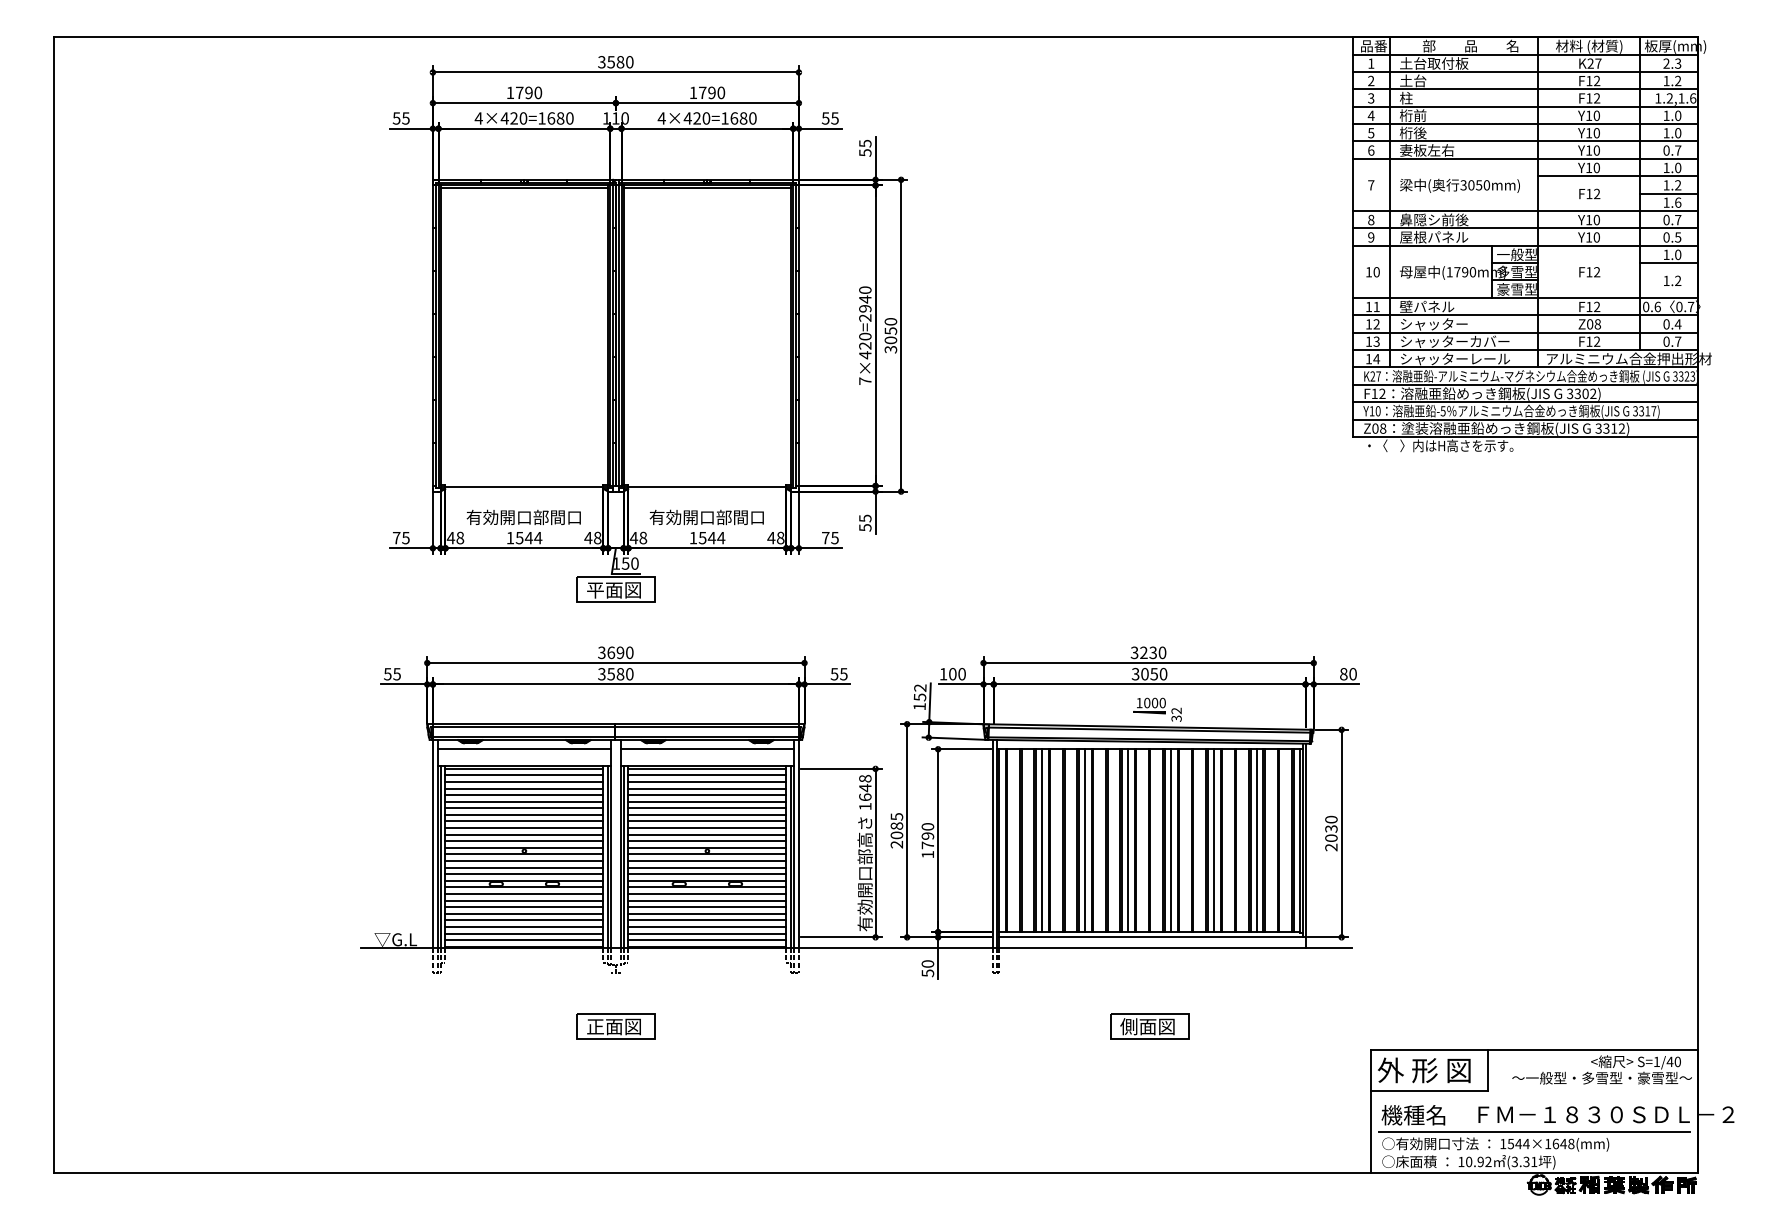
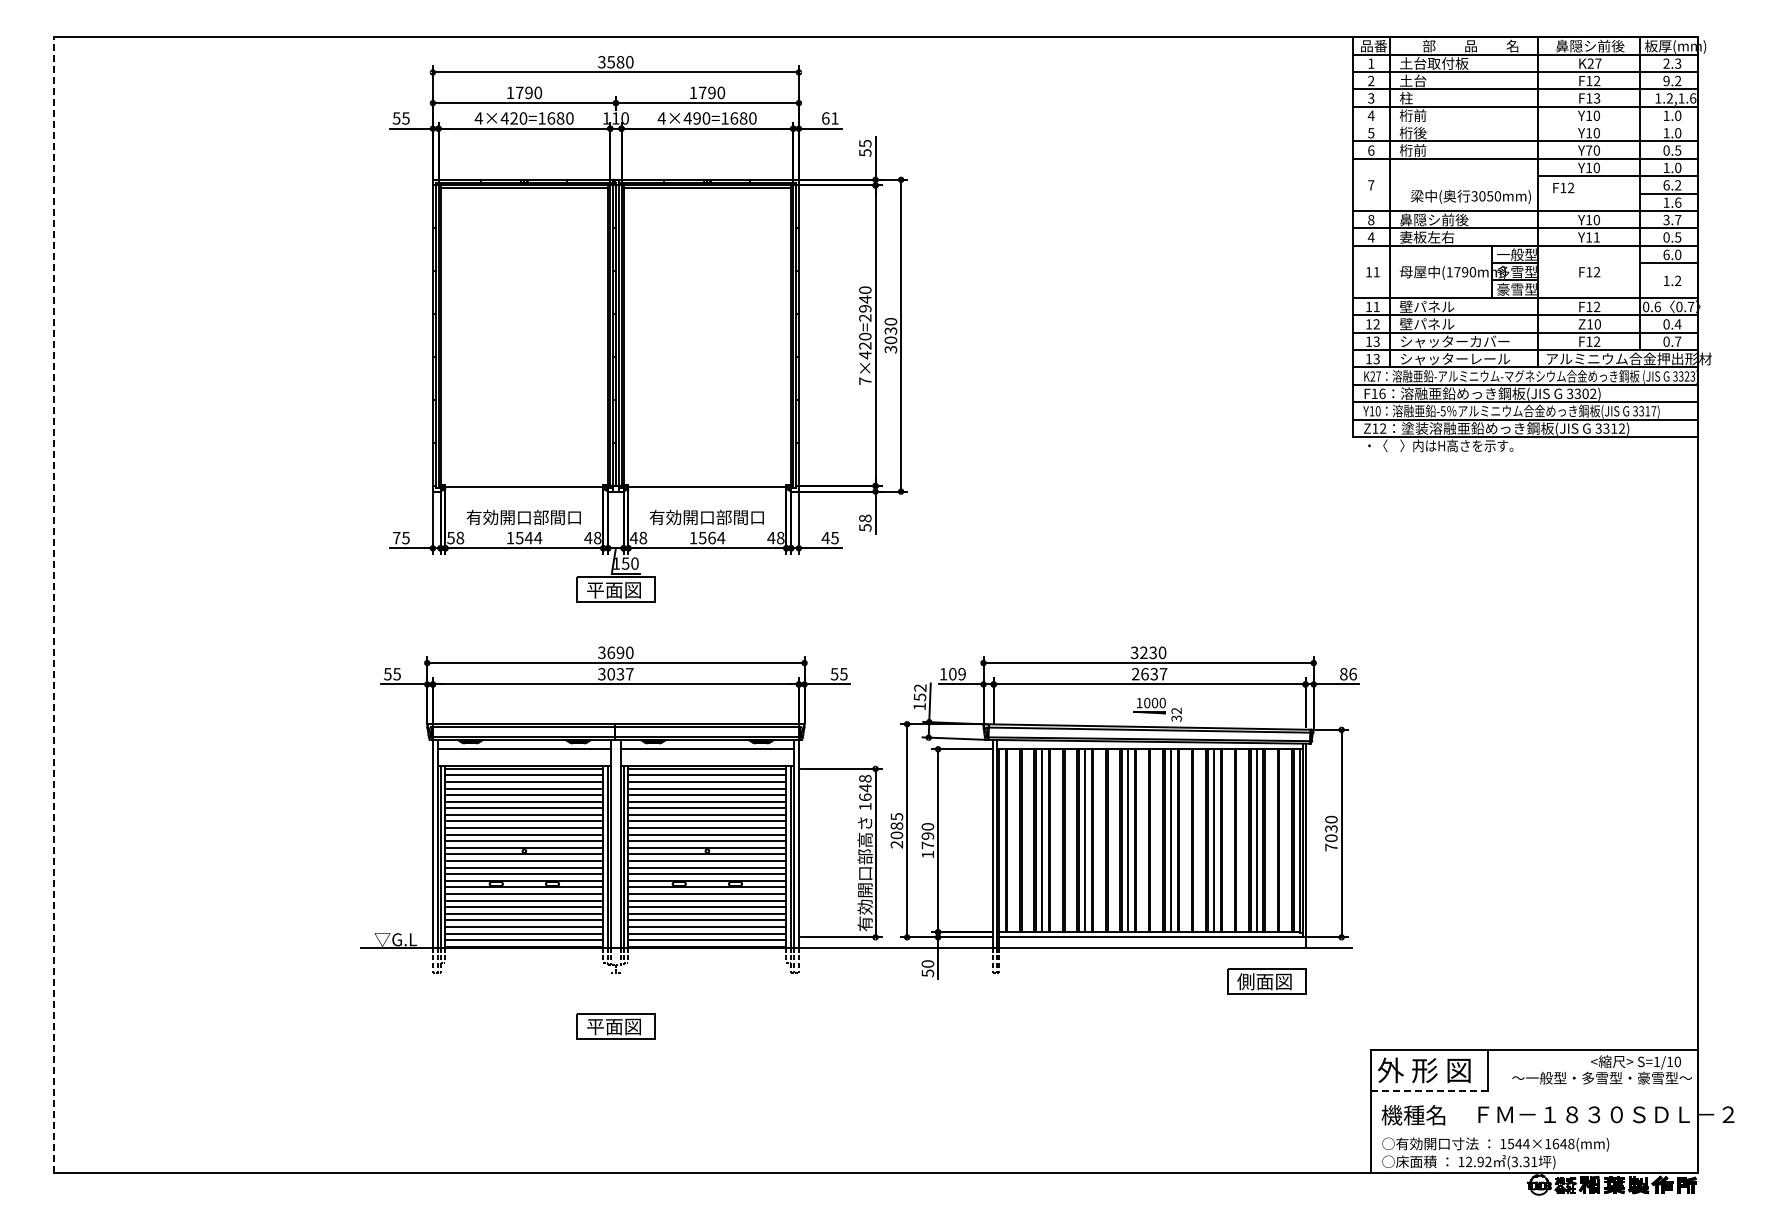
text: 材料 (材質) -> 鼻隠シ前後 (1590, 46)
text: 1.2 -> 9.2 (1666, 80)
text: F12 -> F13 (1597, 98)
text: 4×420=1680 -> 4×490=1680 (696, 118)
text: 55 -> 61 (829, 118)
line: present -> none (1525, 124)
text: 妻板左右 -> 桁前 (1426, 150)
text: Y10 -> Y70 (1589, 150)
text: 0.7 -> 0.5 (1678, 150)
text position: (1459, 185) -> (1470, 196) (1470, 196)
text: 1.2 -> 6.2 (1666, 185)
text position: (1589, 193) -> (1563, 187) (1563, 187)
text: 0.7 -> 3.7 (1666, 220)
text: 9 -> 4 (1370, 237)
text: 屋根パネル -> 妻板左右 (1434, 237)
text: Y10 -> Y11 (1596, 237)
text: 1.0 -> 6.0 (1666, 254)
text: 10 -> 11 (1376, 272)
text: シャッター -> 壁パネル (1433, 323)
text: Z08 -> Z10 (1593, 324)
text: 3050 -> 3030 (890, 330)
text: 14 -> 13 (1376, 358)
text: F12 -> F16 (1382, 393)
text: Z08 -> Z12 (1379, 428)
text: 55 -> 58 (865, 518)
text: 1544 -> 1564 (711, 537)
text: 48 -> 58 (450, 538)
text: 75 -> 45 (825, 538)
line: solid -> dashed (53, 604)
text: 3050 -> 2637 (1149, 673)
text: 3580 -> 3037 (620, 674)
text: 100 -> 109 (961, 674)
text: 80 -> 86 (1352, 674)
text: 2030 -> 7030 (1331, 847)
part position: (1149, 1026) -> (1266, 981) (1266, 981)
text: 正面図 -> 平面図 (595, 1027)
text: S=1/40 -> S=1/10 (1669, 1061)
line: solid -> dashed (1430, 1090)
line: present -> none (1534, 1131)
text: 10.92 -> 12.92 (1469, 1162)
